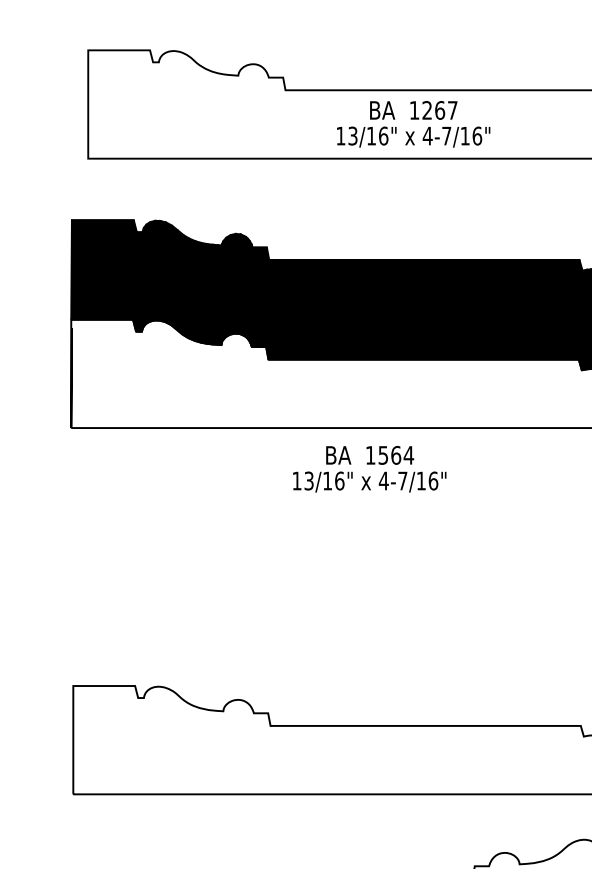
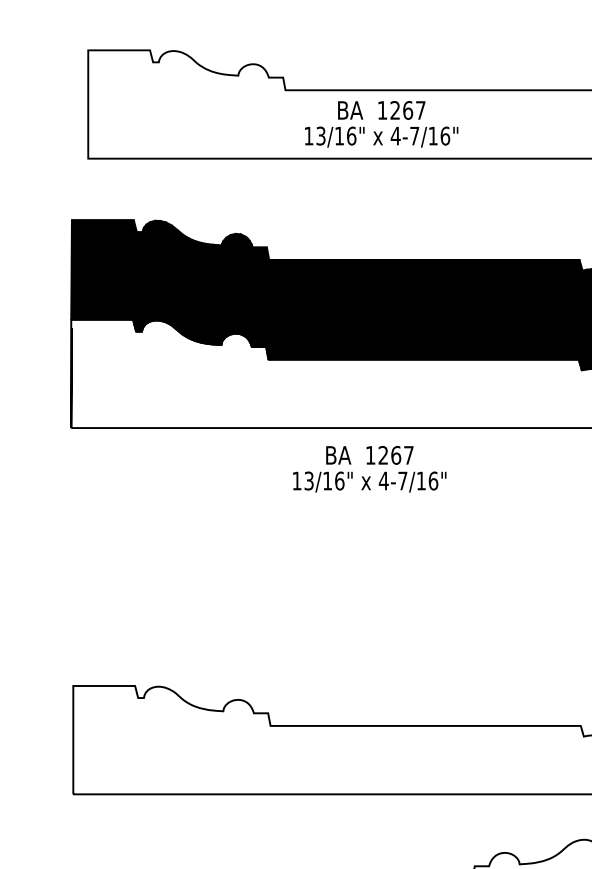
text position: (413, 124) -> (381, 124) (381, 124)
text: 1564 -> 1267 (396, 454)
